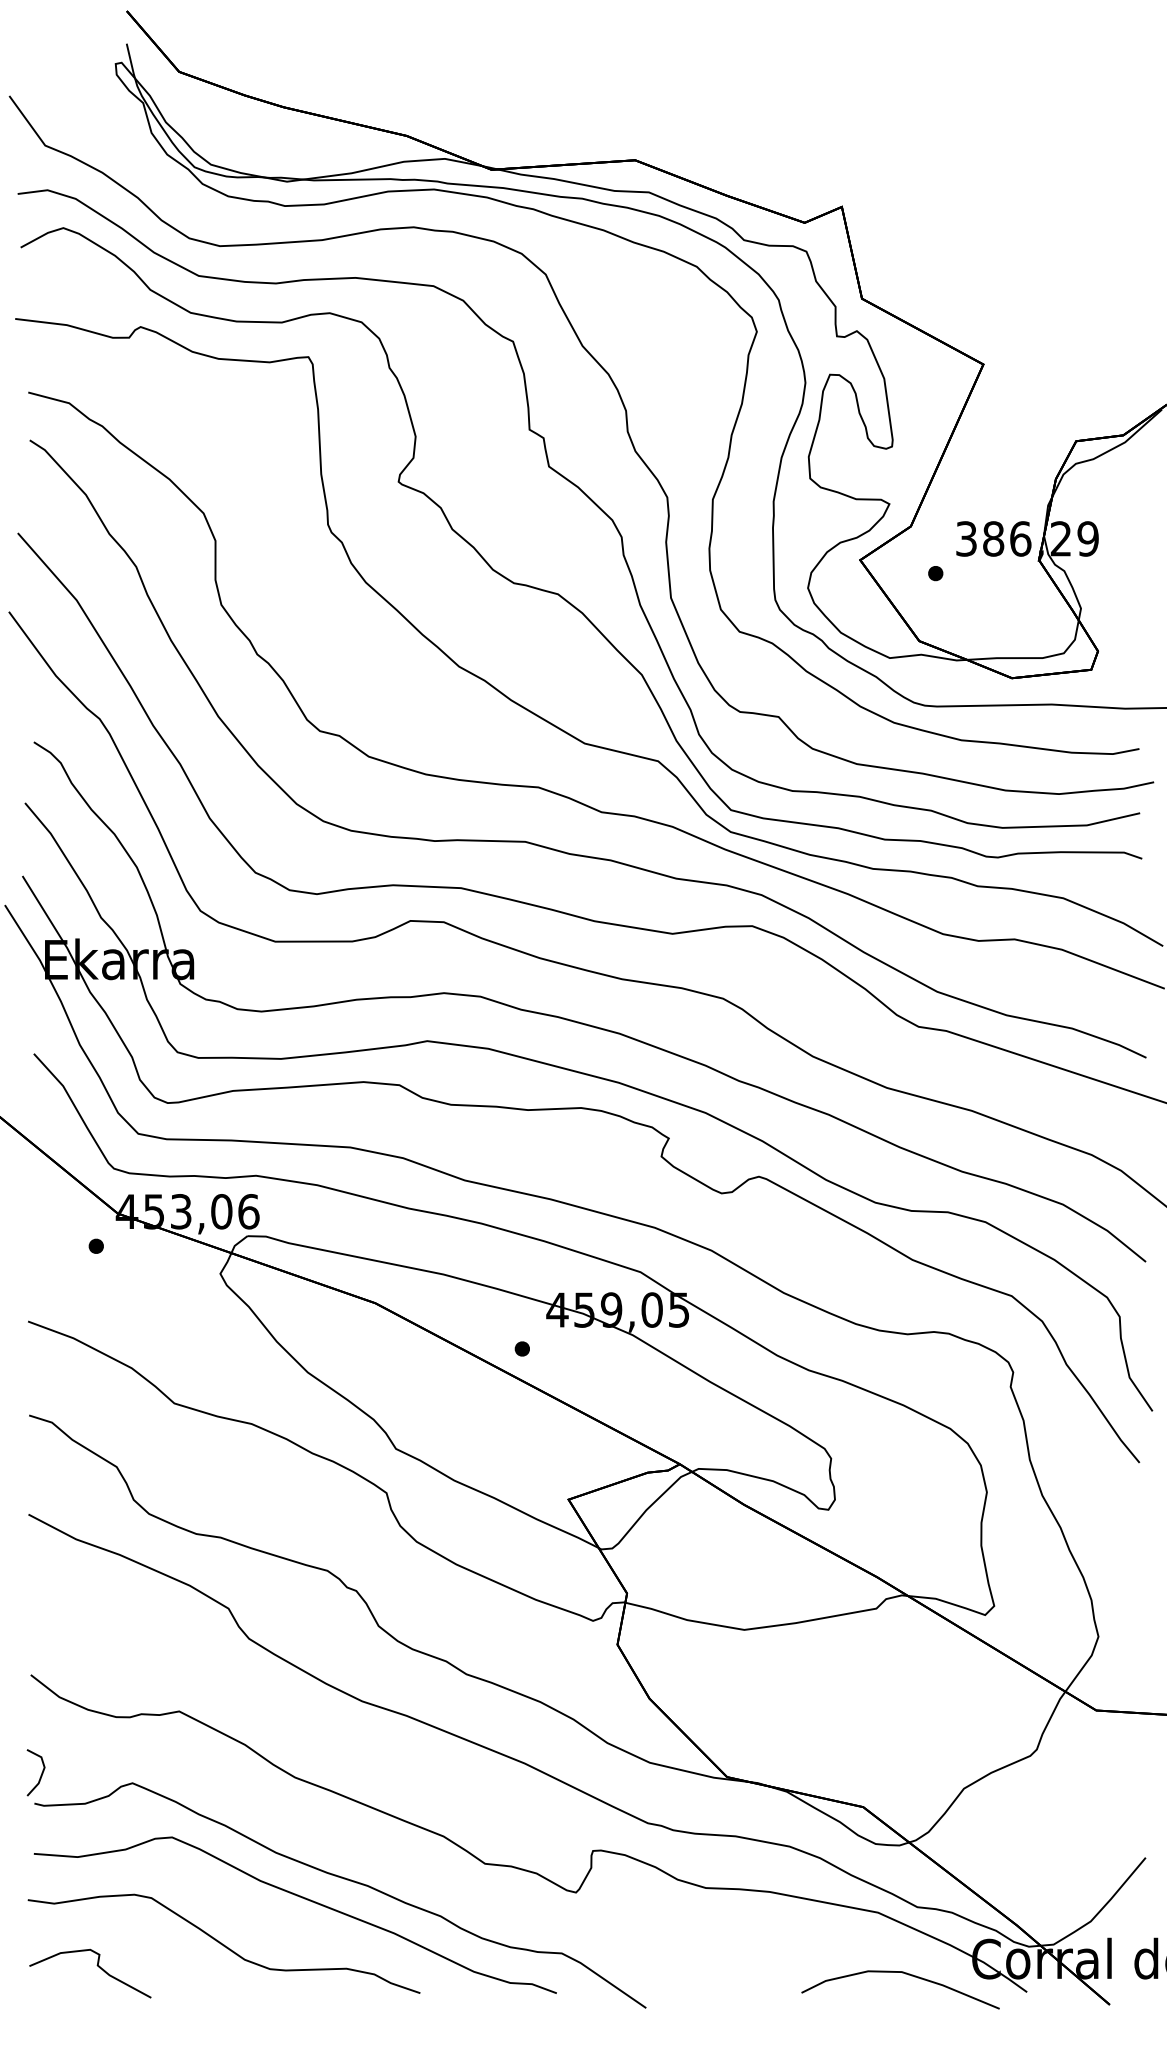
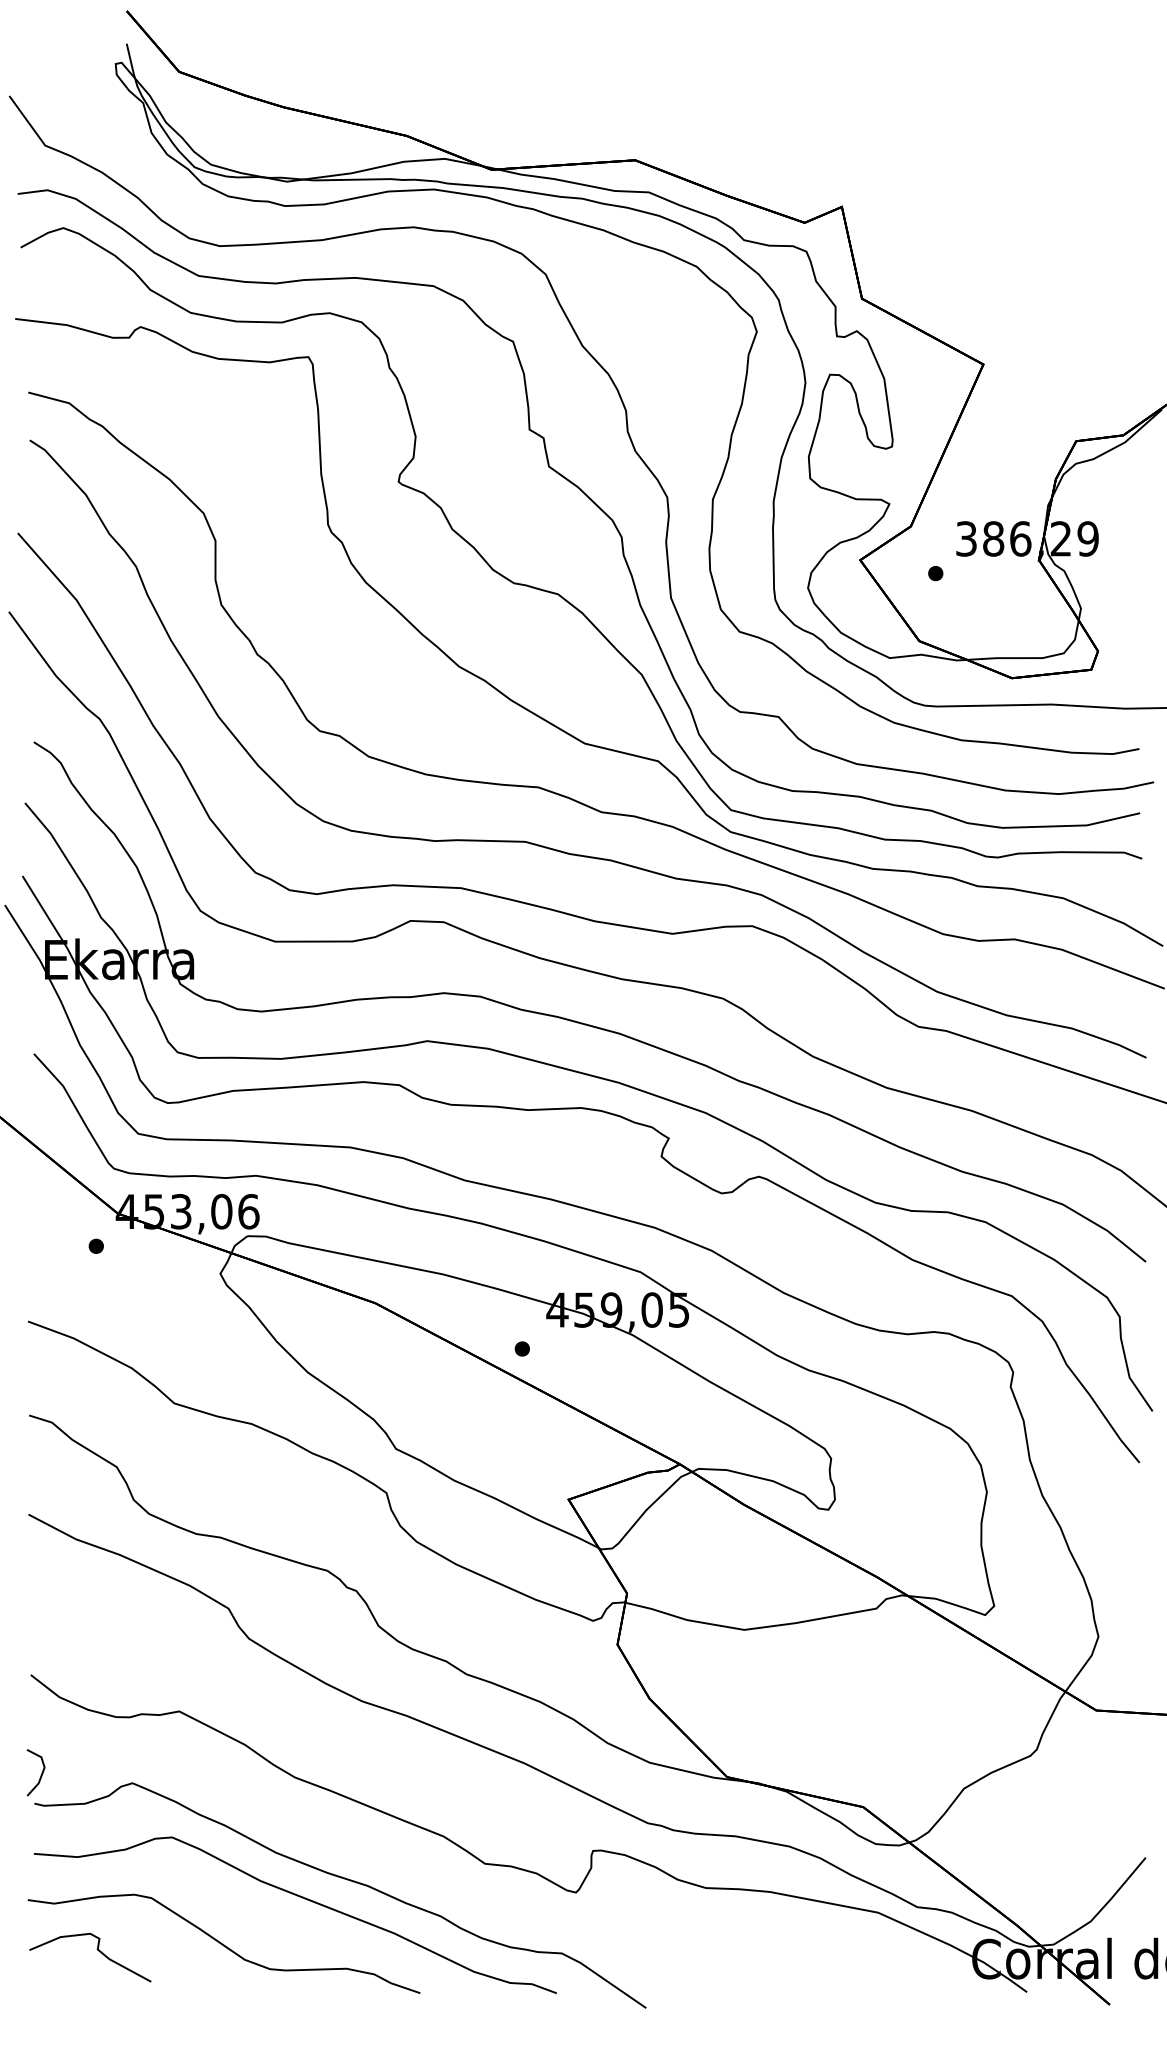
curve position: (97, 1966) -> (97, 1950) (97, 1950)
curve: present -> none (905, 1974)
